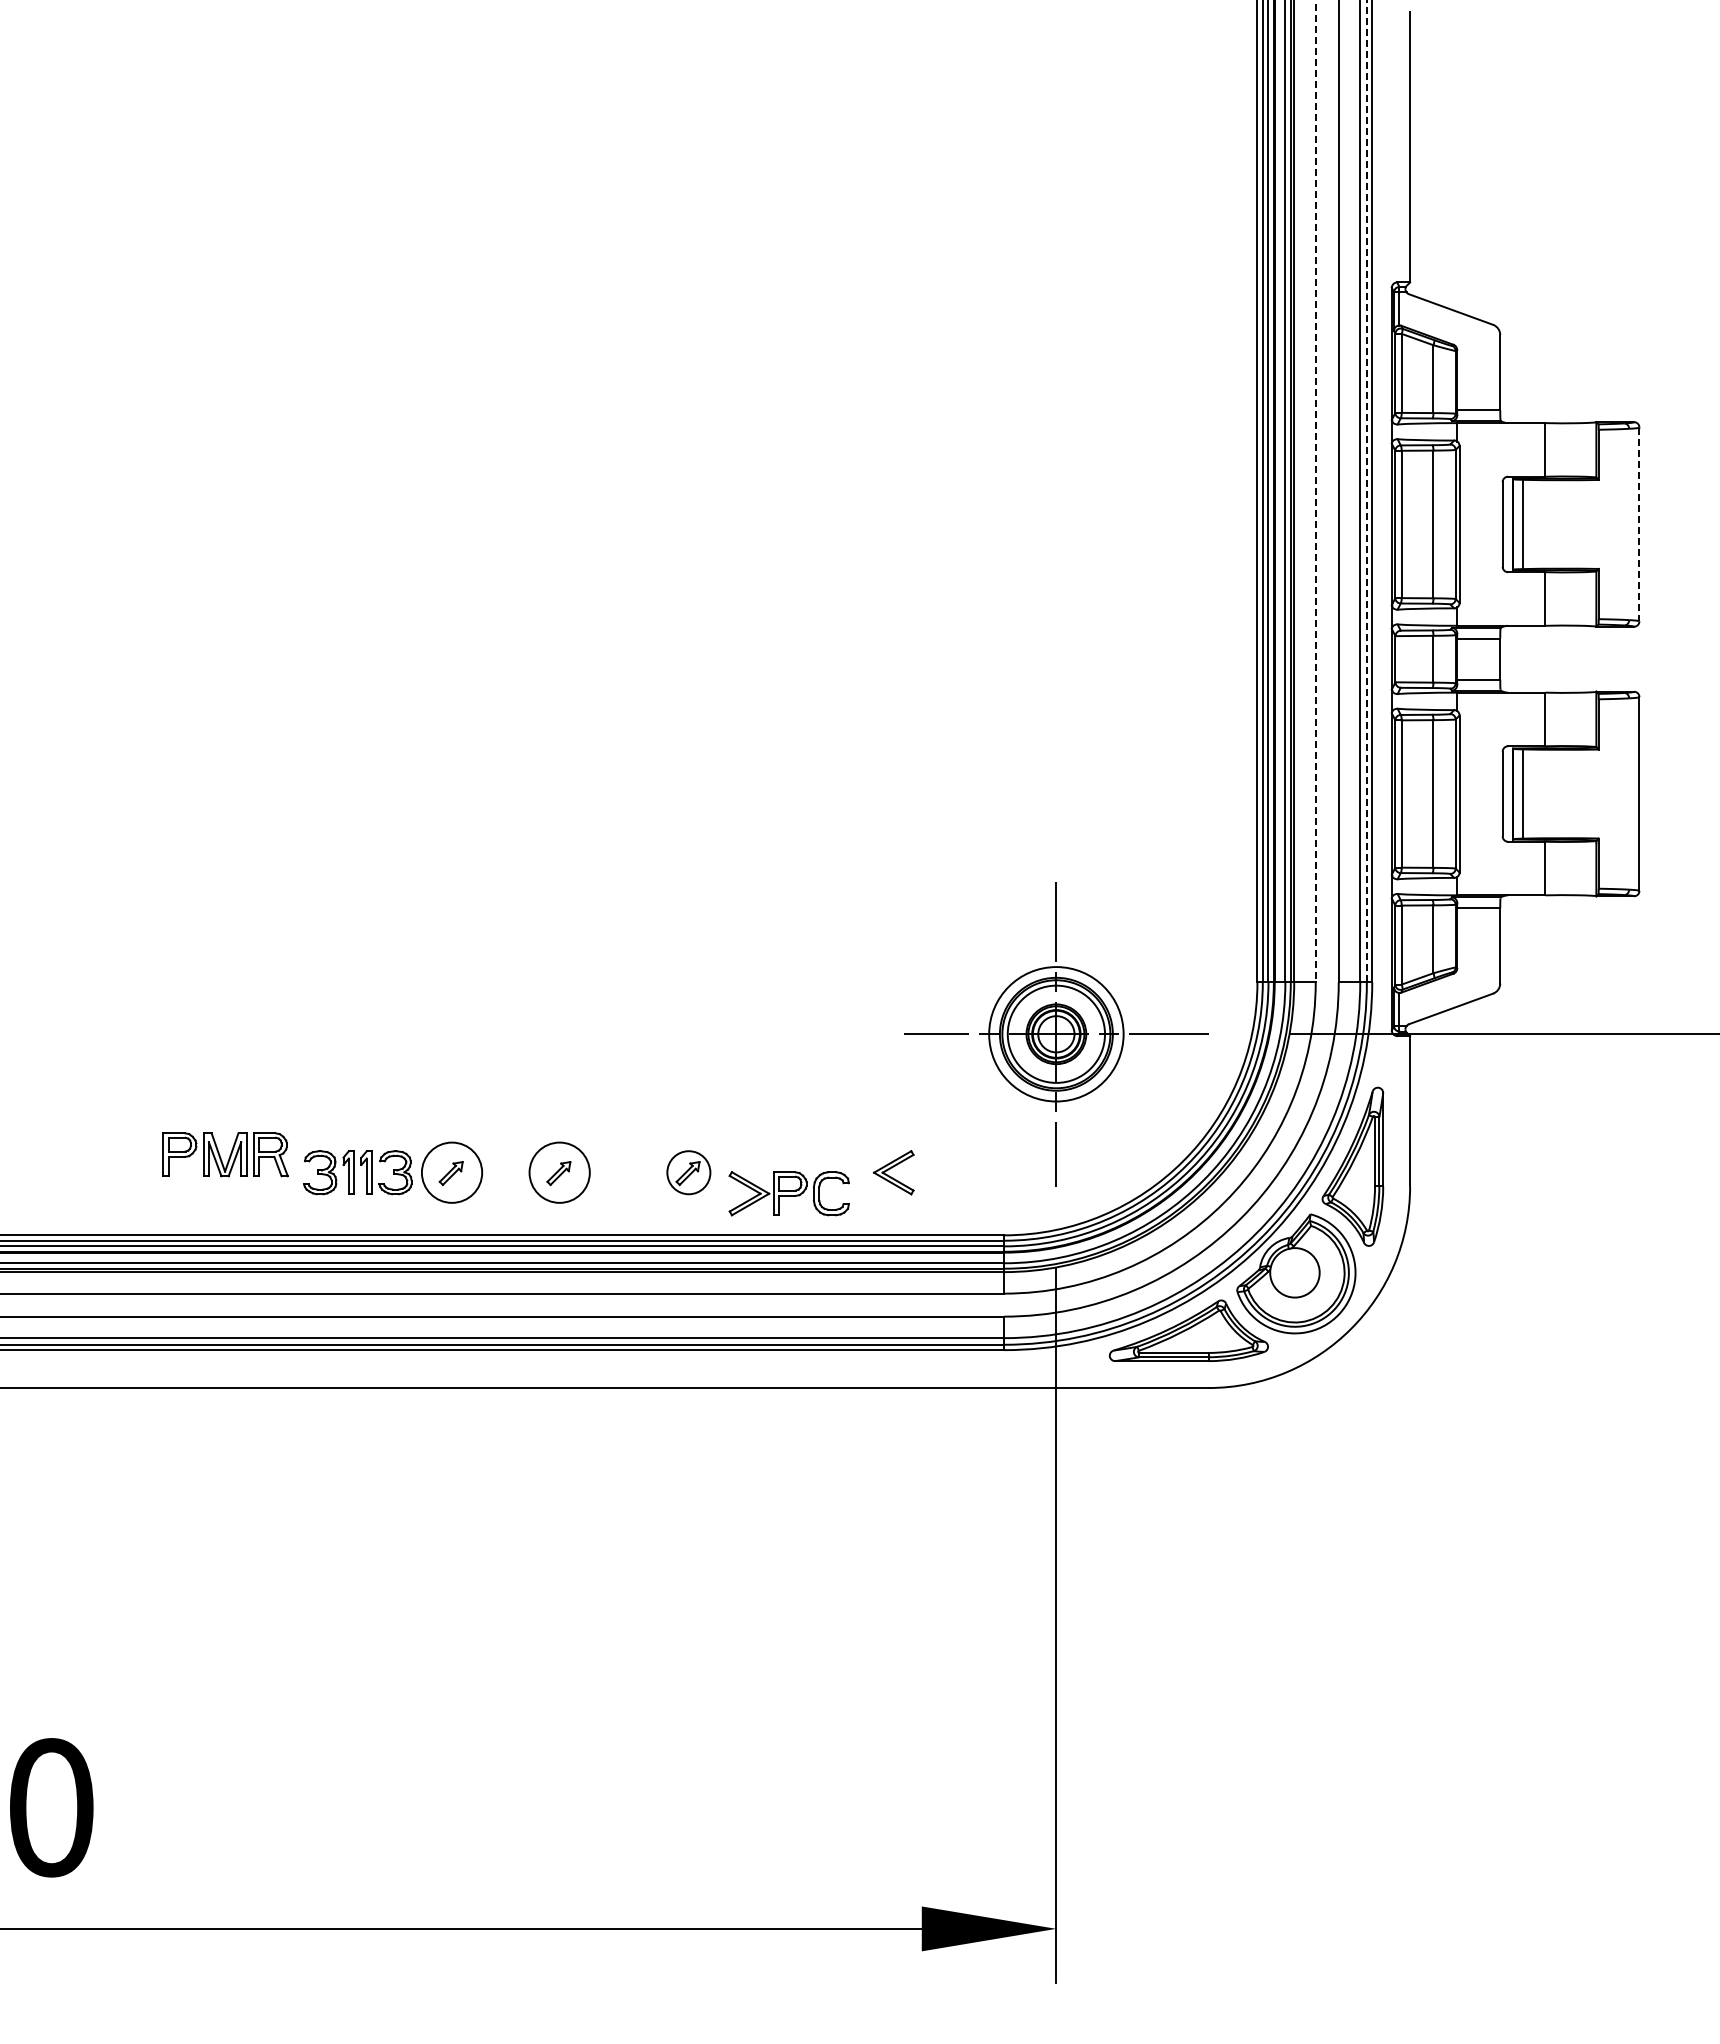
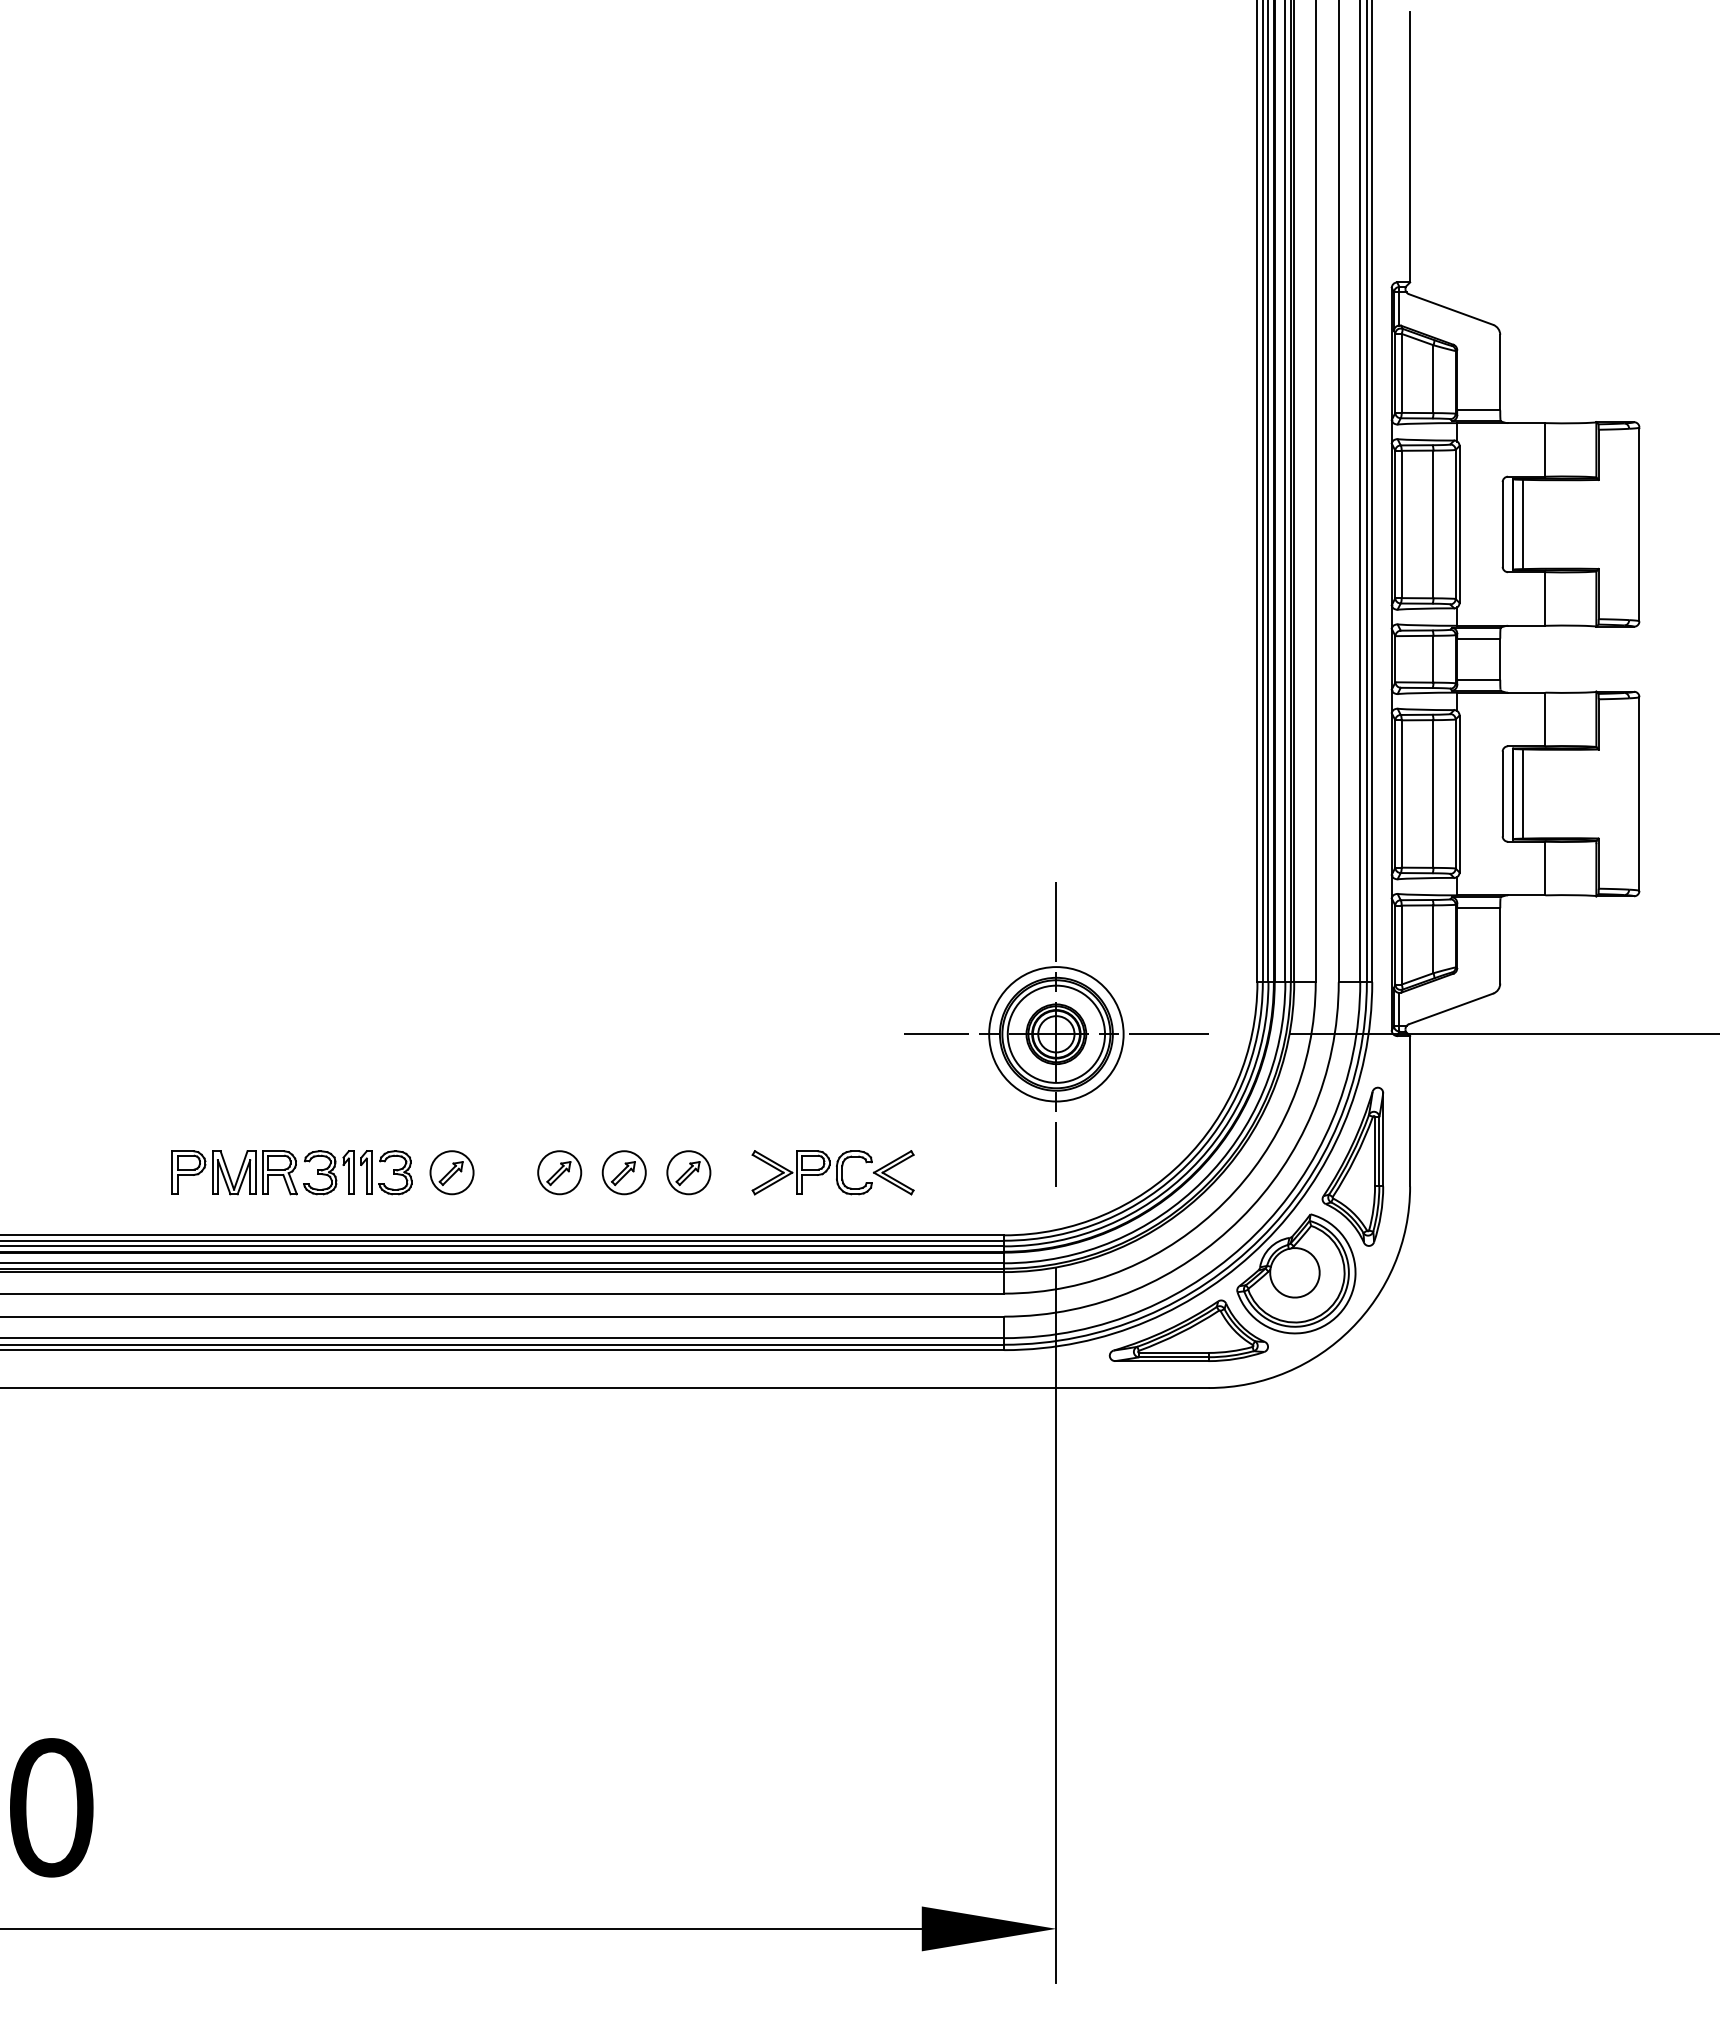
line: dashed -> solid (1315, 491)
line: dashed -> solid (1366, 491)
line: dashed -> solid (1639, 524)
part position: (225, 1154) -> (234, 1172) (234, 1172)
circle diameter: 60 px -> 43 px (451, 1172)
circle diameter: 60 px -> 43 px (559, 1172)
part: none -> present (623, 1172)
part position: (788, 1193) -> (811, 1172) (811, 1172)
